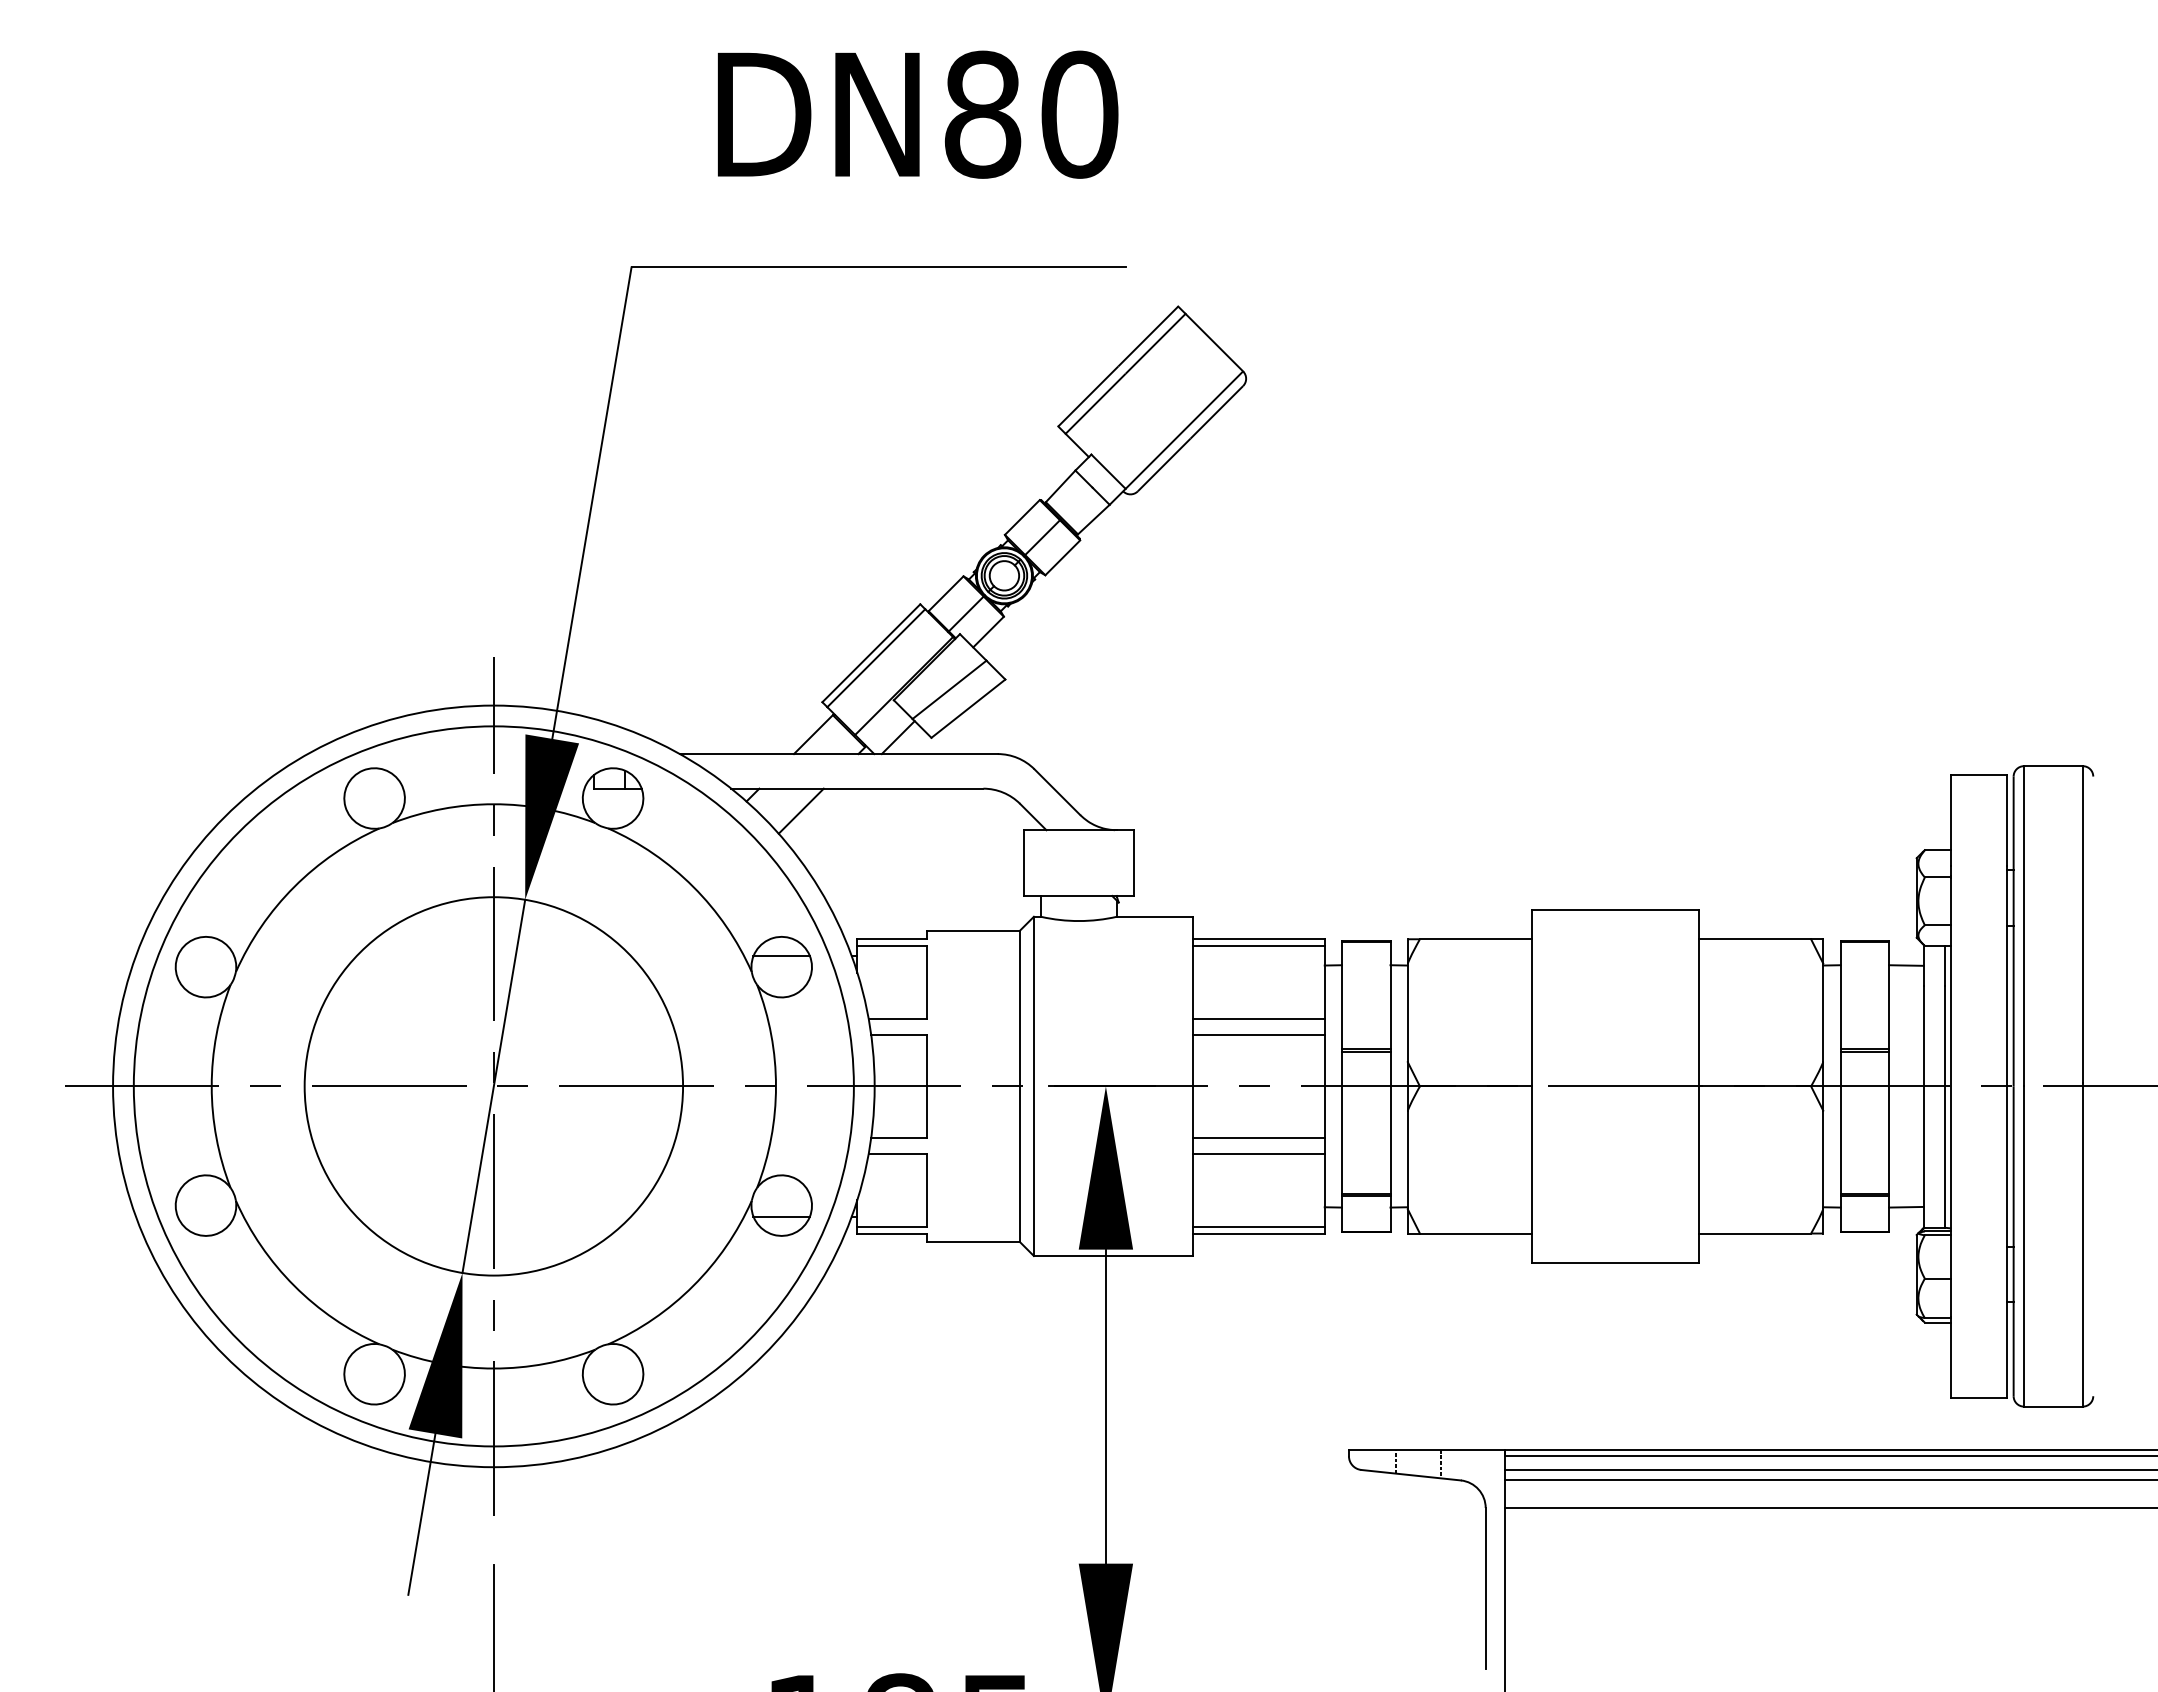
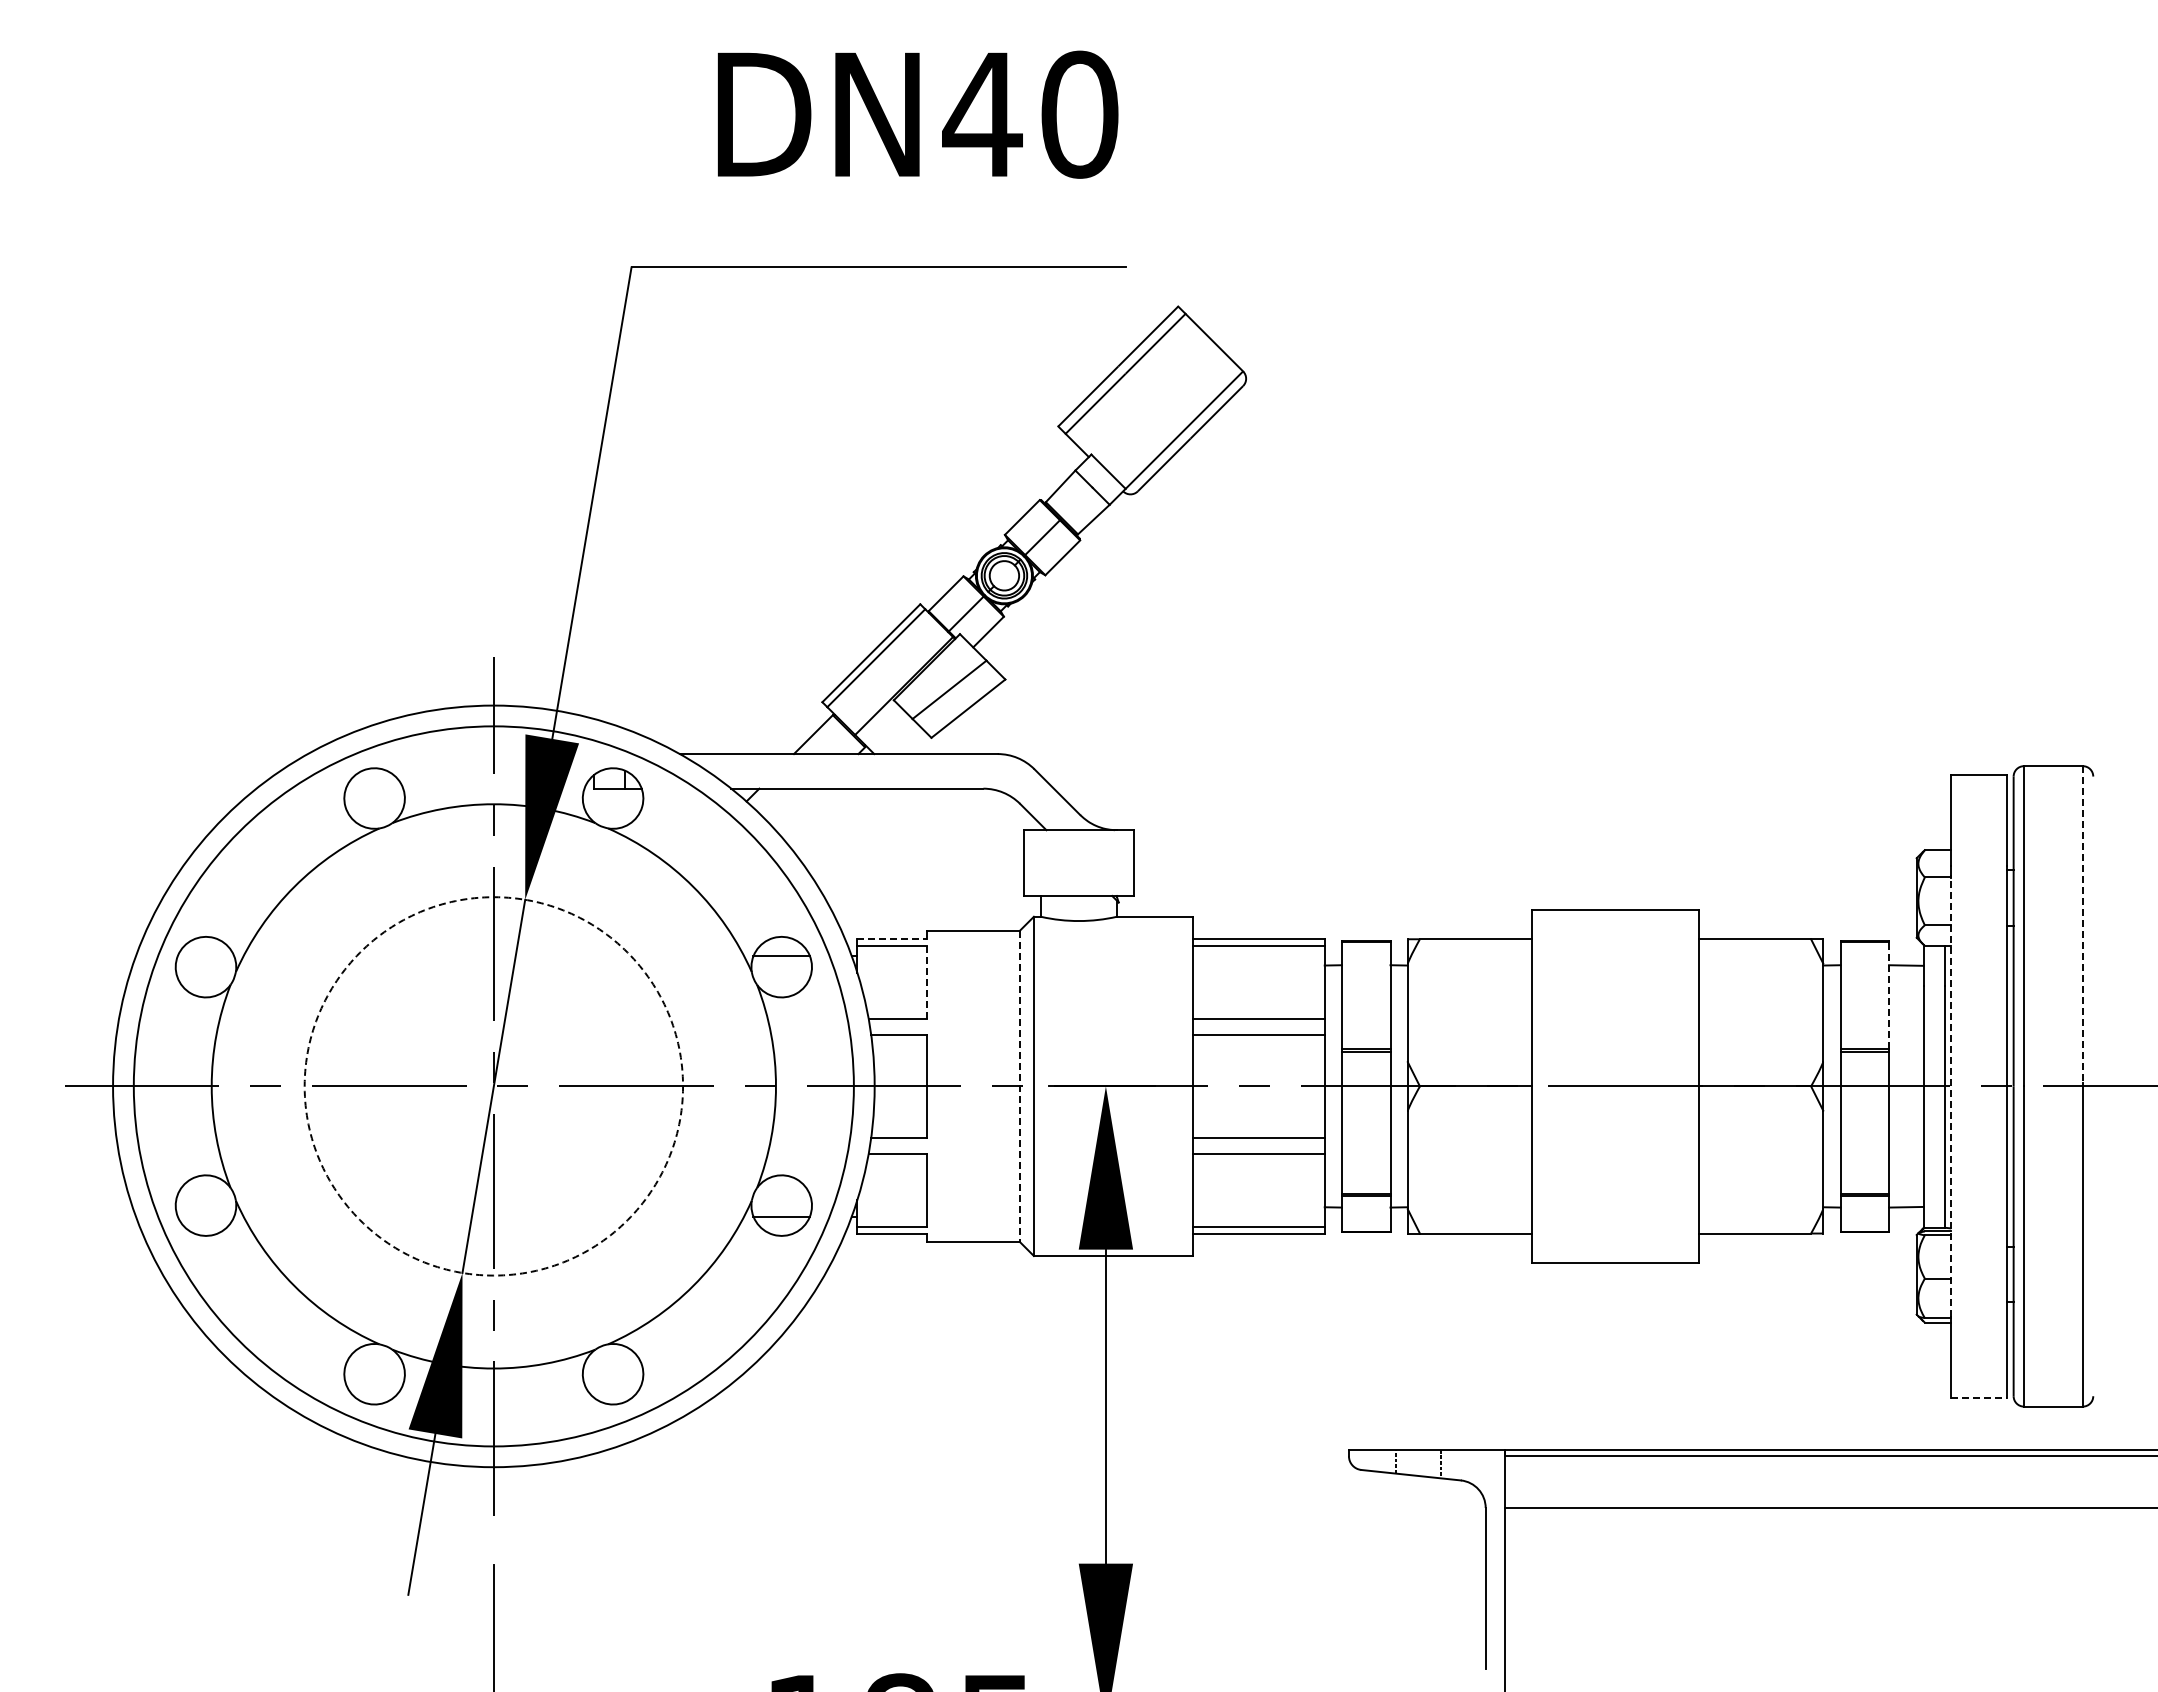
text: DN80 -> DN40 (982, 114)
line: present -> none (897, 737)
line: present -> none (800, 810)
line: solid -> dashed (2082, 924)
line: solid -> dashed (891, 939)
line: solid -> dashed (926, 981)
line: solid -> dashed (1889, 994)
circle: solid -> dashed (493, 1086)
line: solid -> dashed (1020, 1086)
line: solid -> dashed (1951, 1096)
line: solid -> dashed (1979, 1397)
line: present -> none (1829, 1469)
line: present -> none (1829, 1480)
